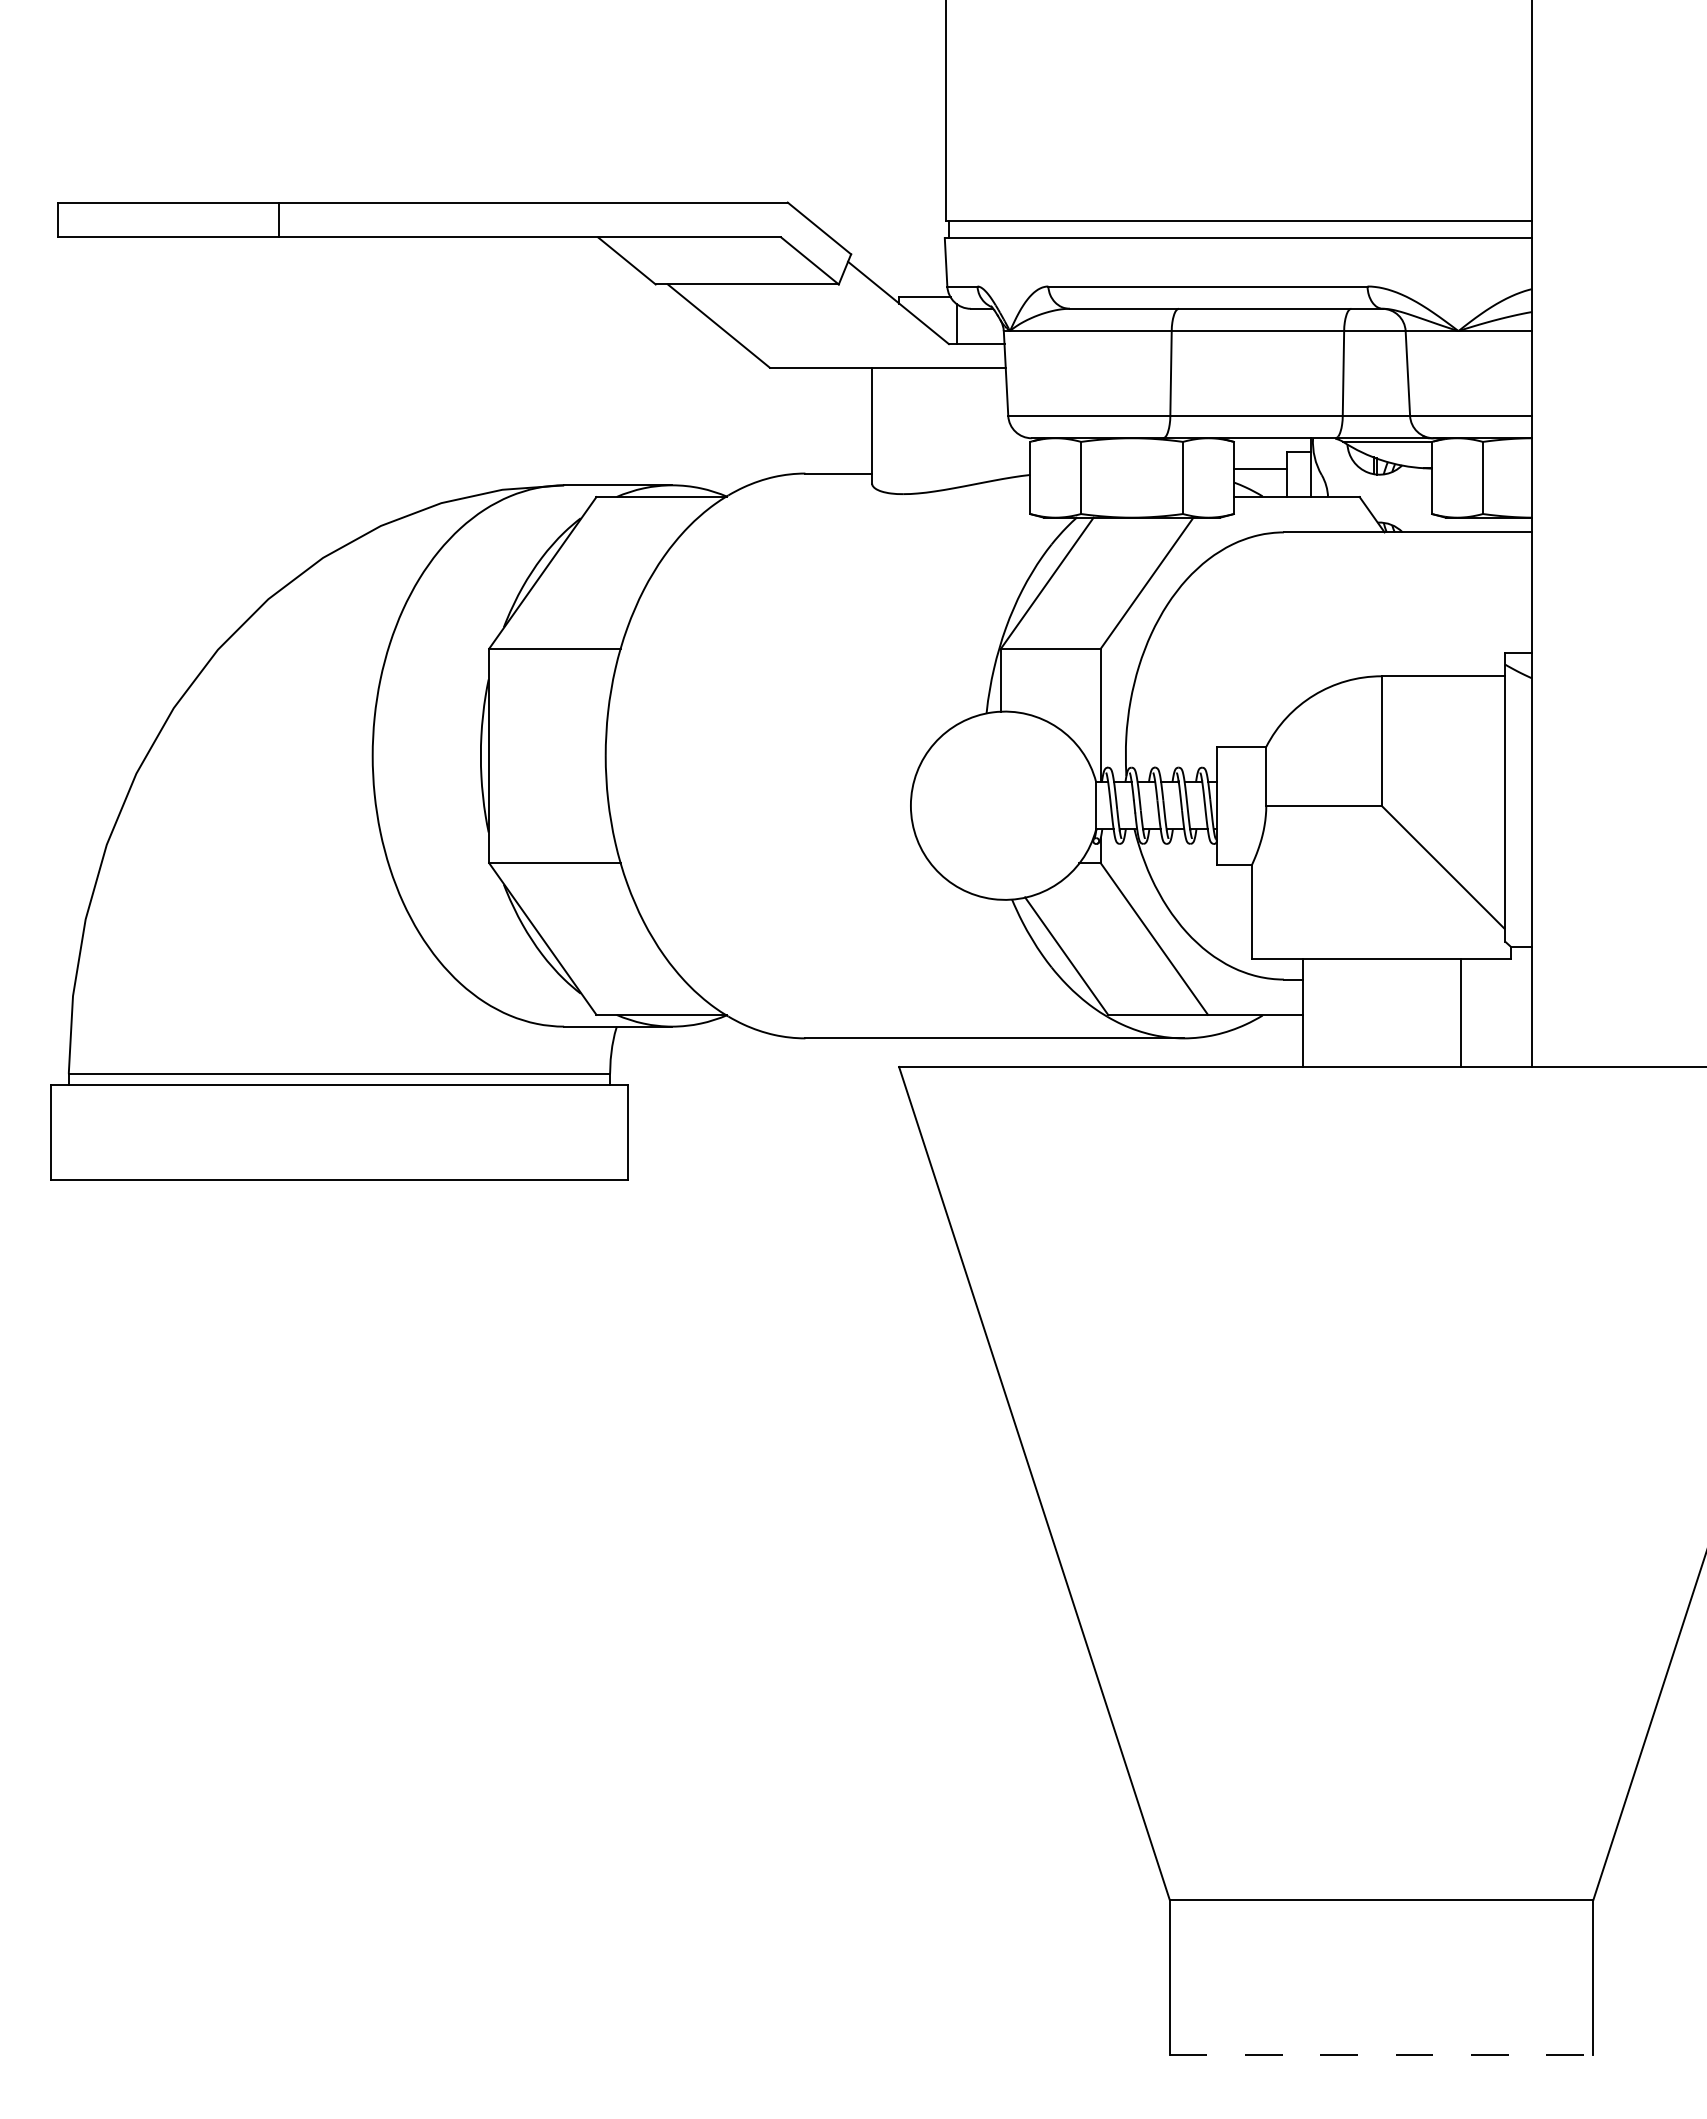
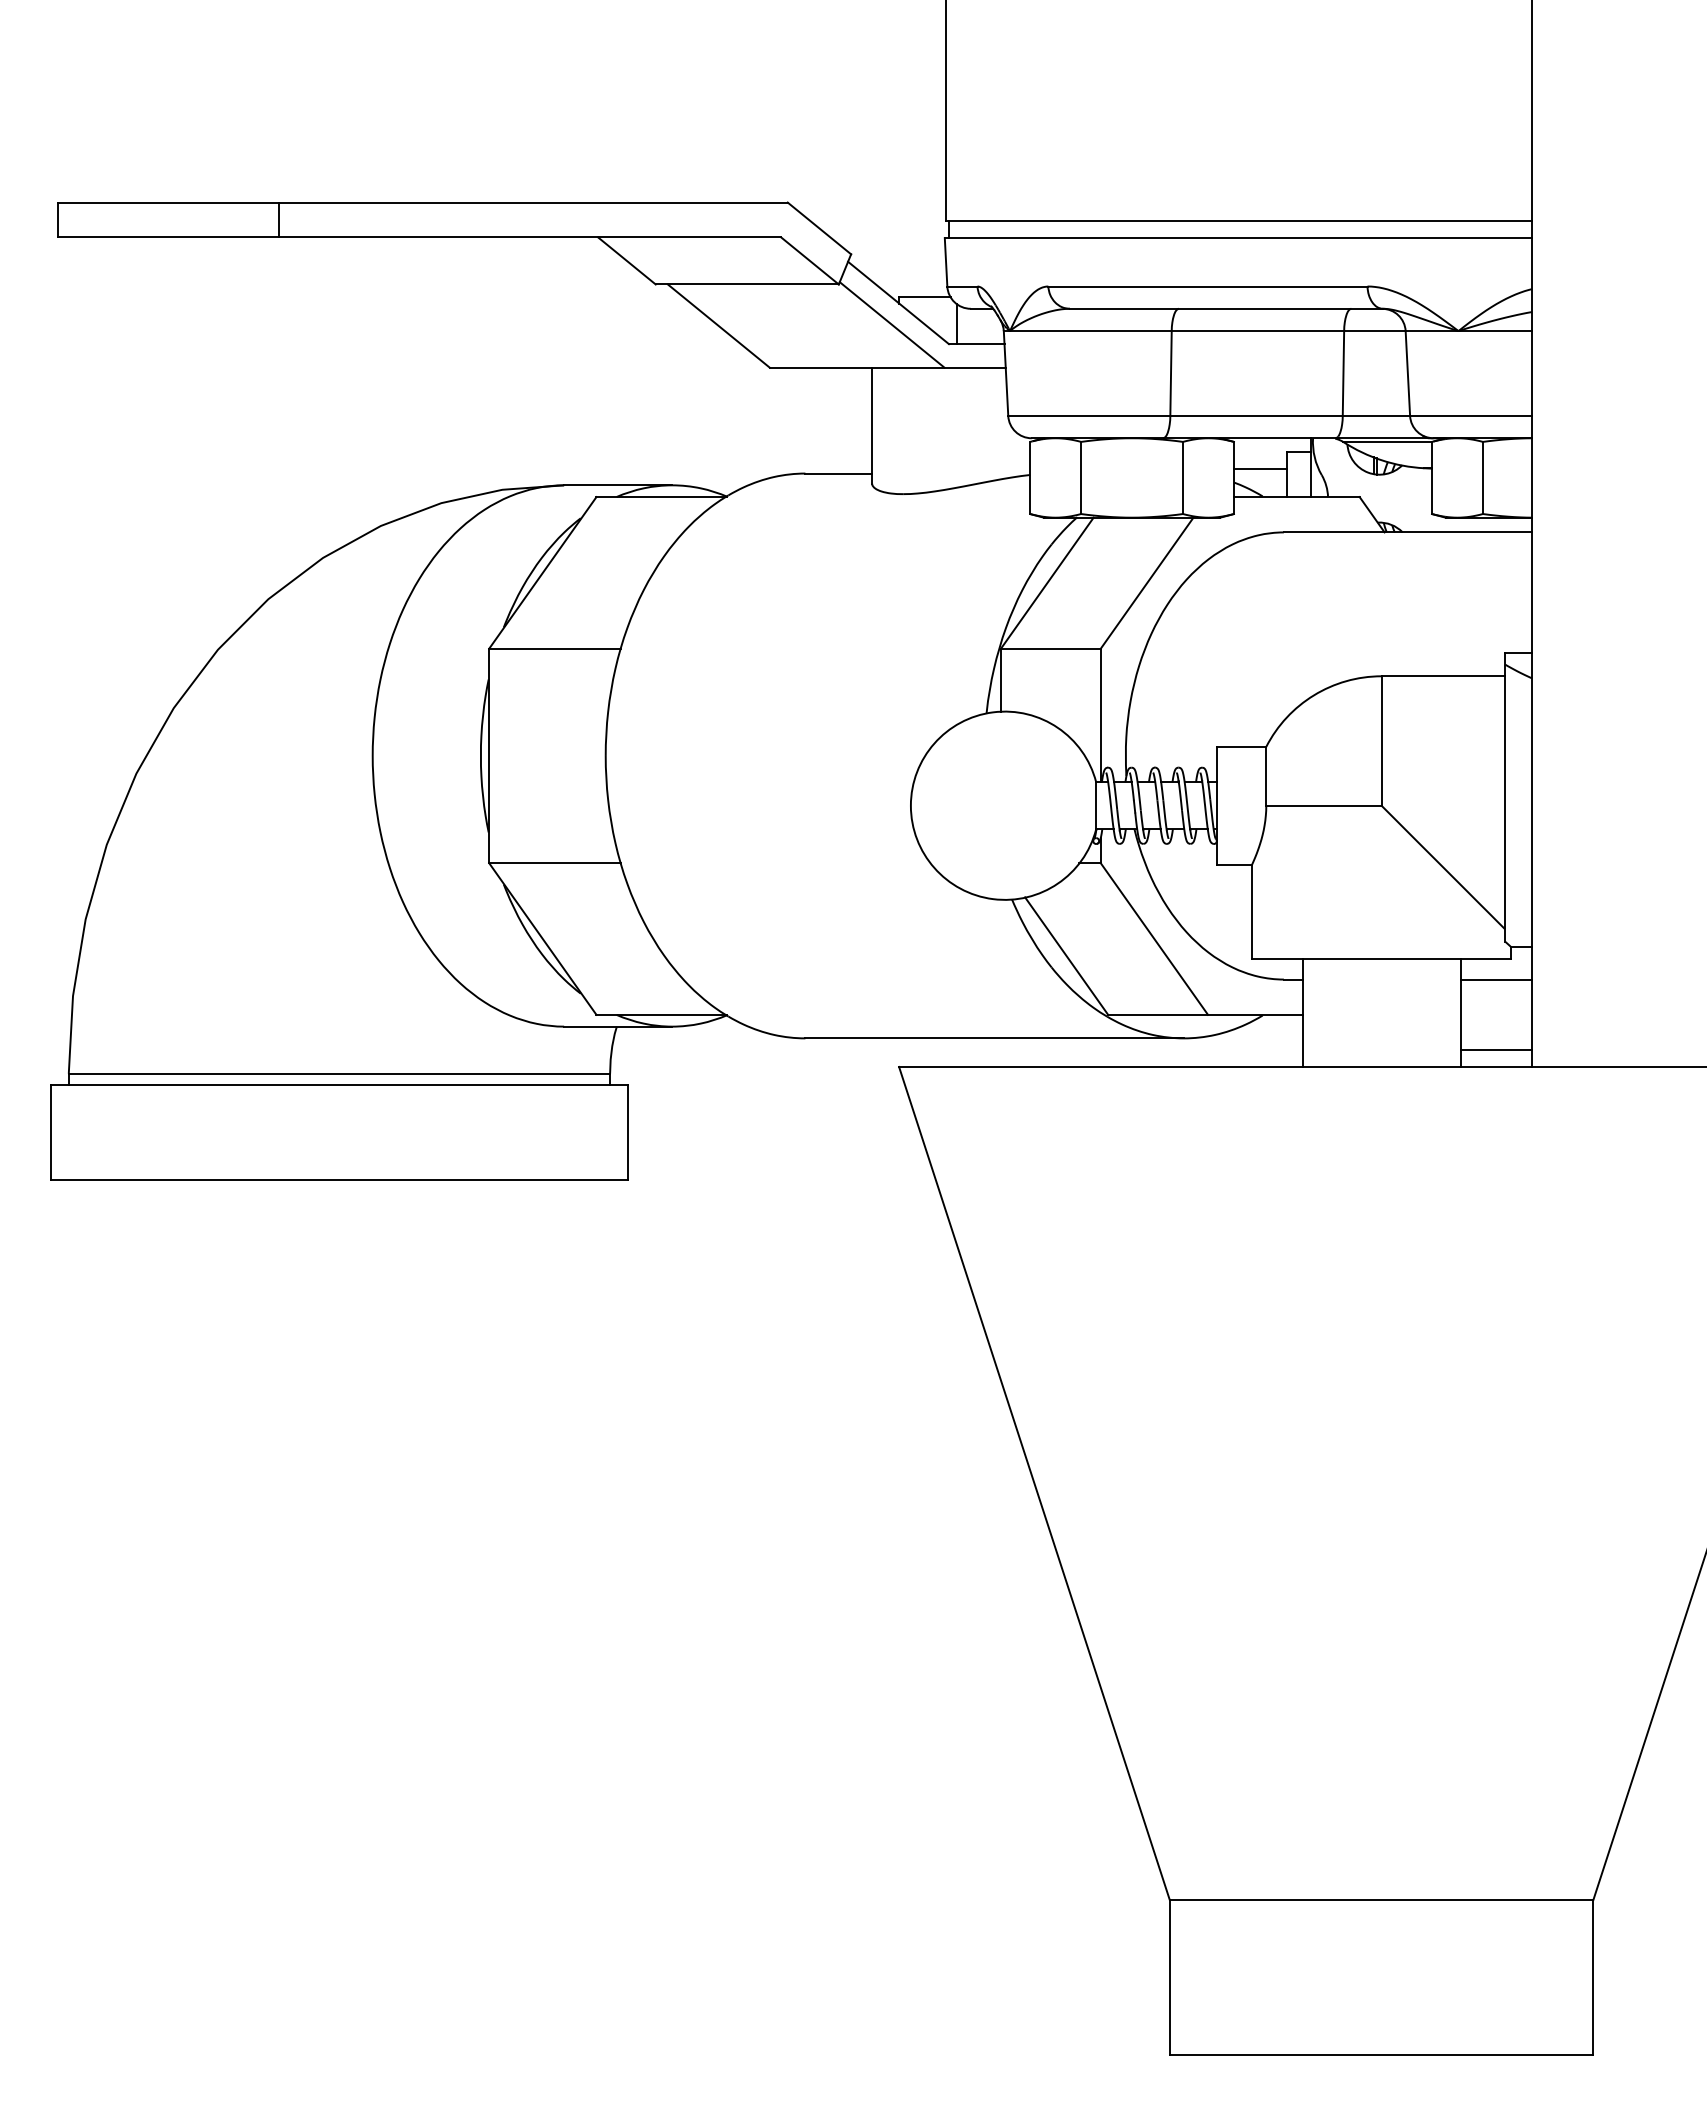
line: none -> present (891, 324)
line: none -> present (1495, 979)
line: none -> present (1495, 1050)
line: dashed -> solid (1381, 2055)
